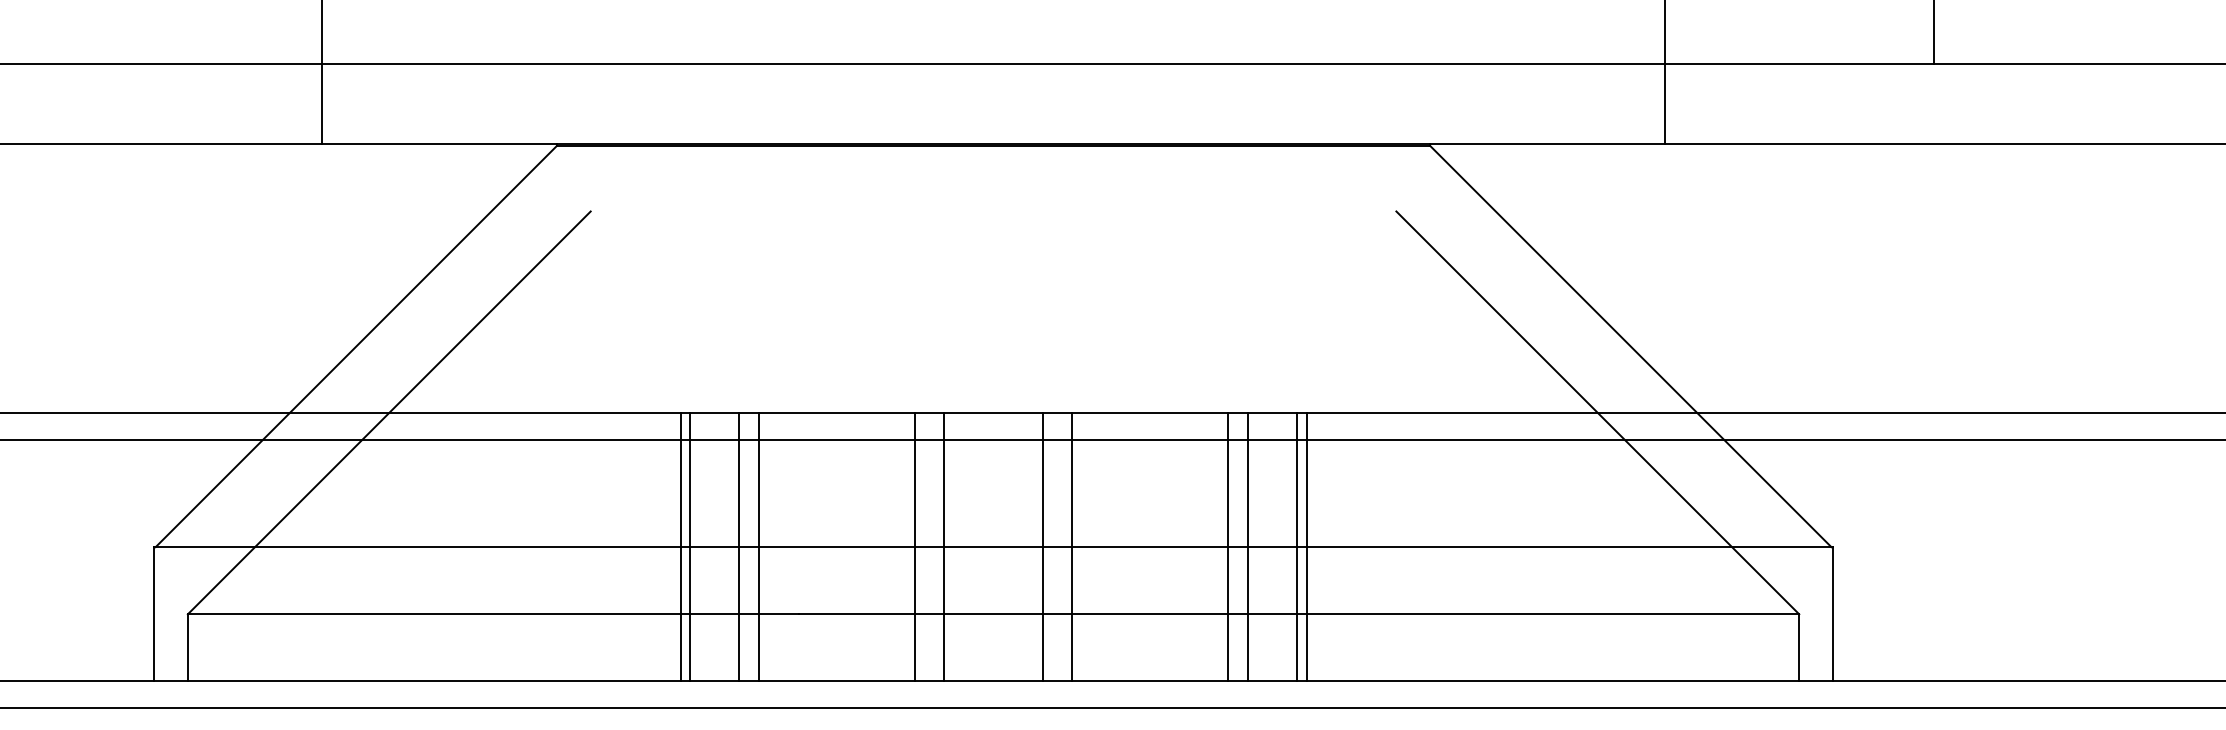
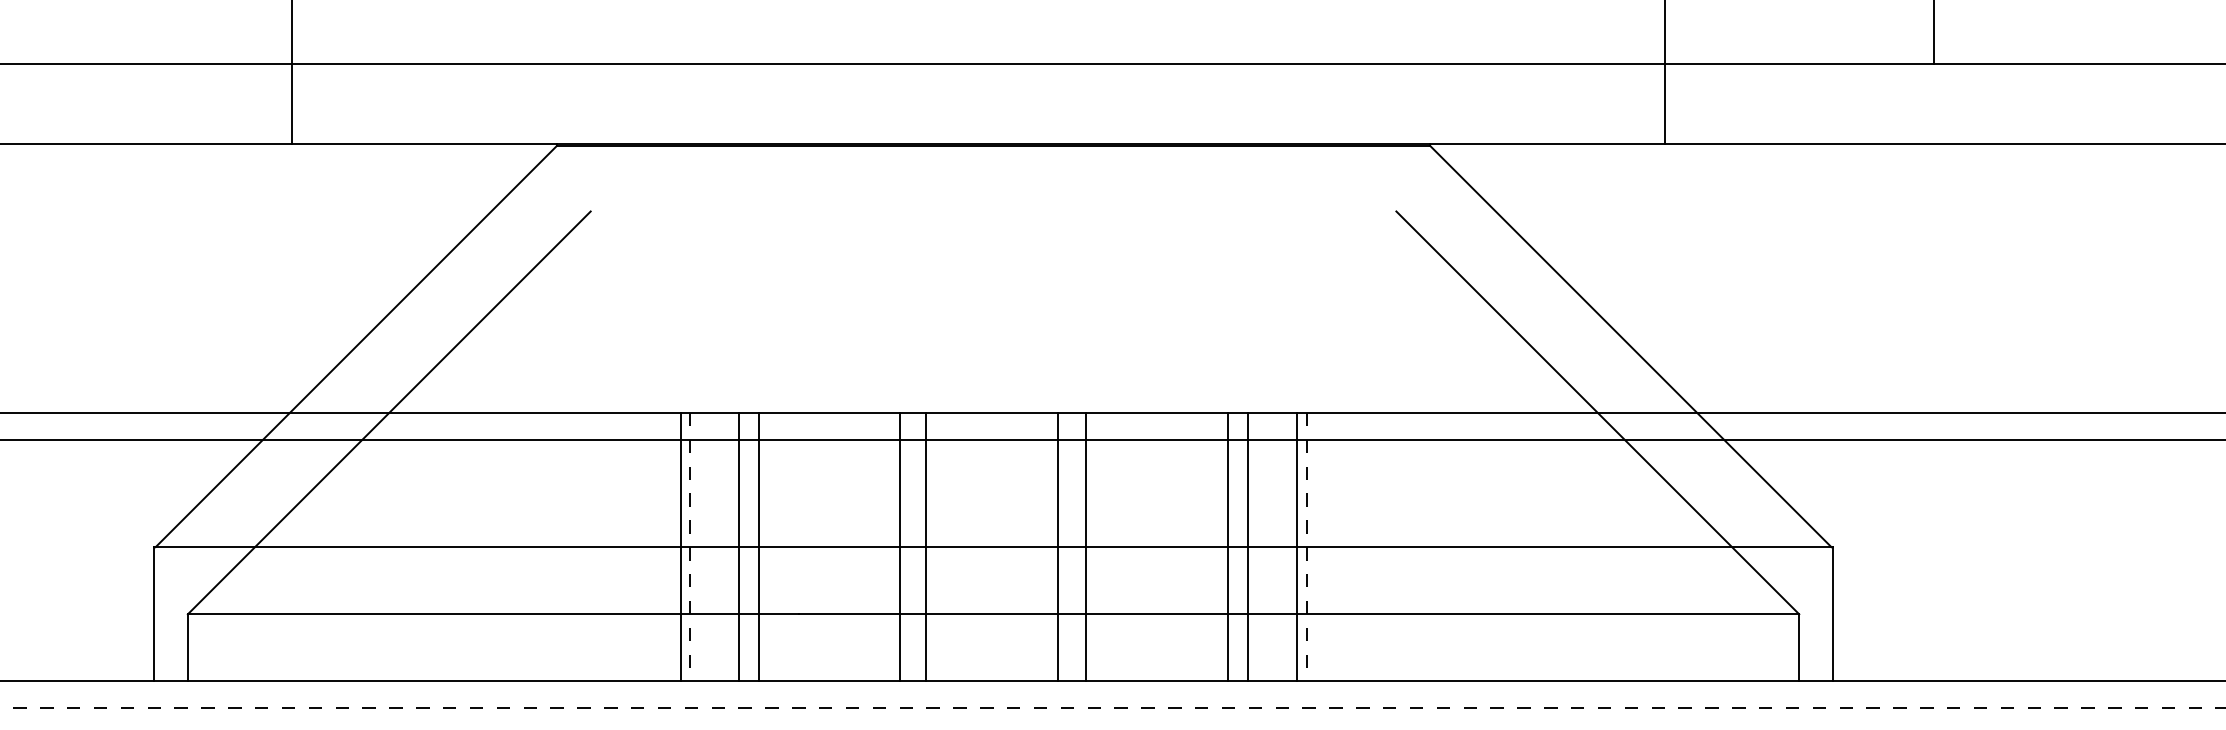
line position: (322, 73) -> (292, 73) (292, 73)
line position: (915, 546) -> (900, 546) (900, 546)
line position: (944, 546) -> (926, 546) (926, 546)
line position: (1042, 546) -> (1057, 546) (1057, 546)
line position: (1072, 546) -> (1086, 546) (1086, 546)
line: solid -> dashed (690, 547)
line: solid -> dashed (1306, 547)
line: solid -> dashed (1112, 708)
